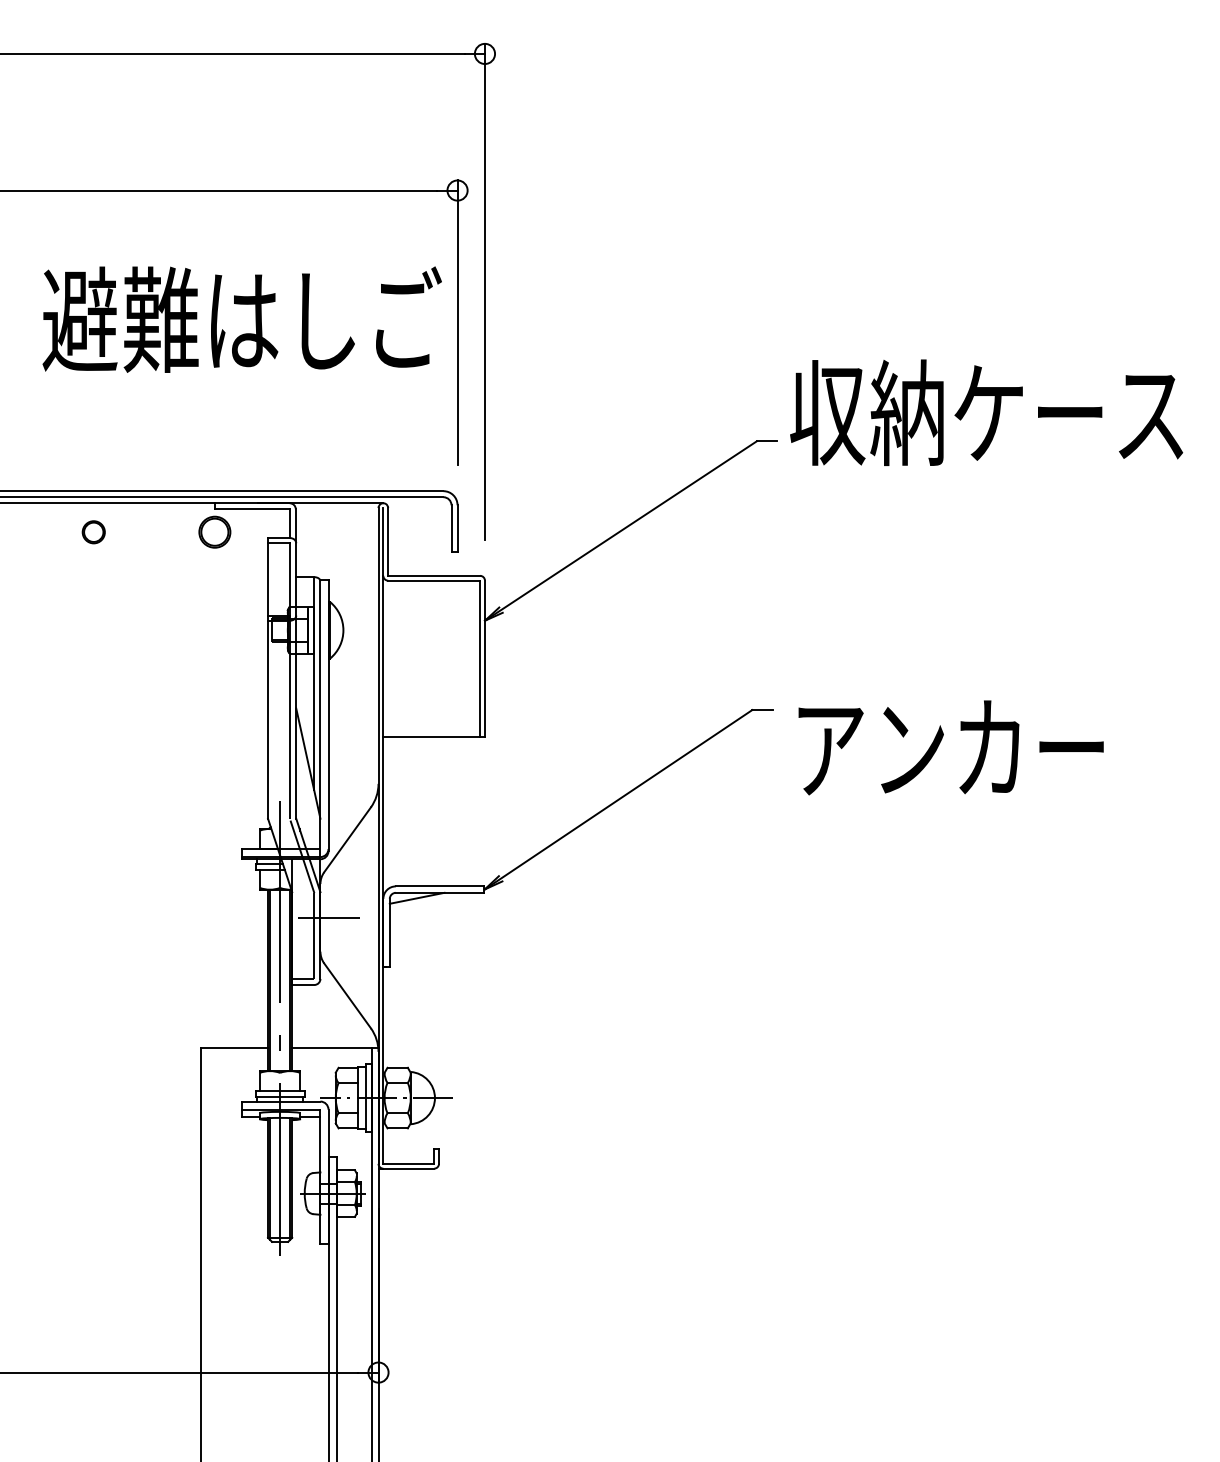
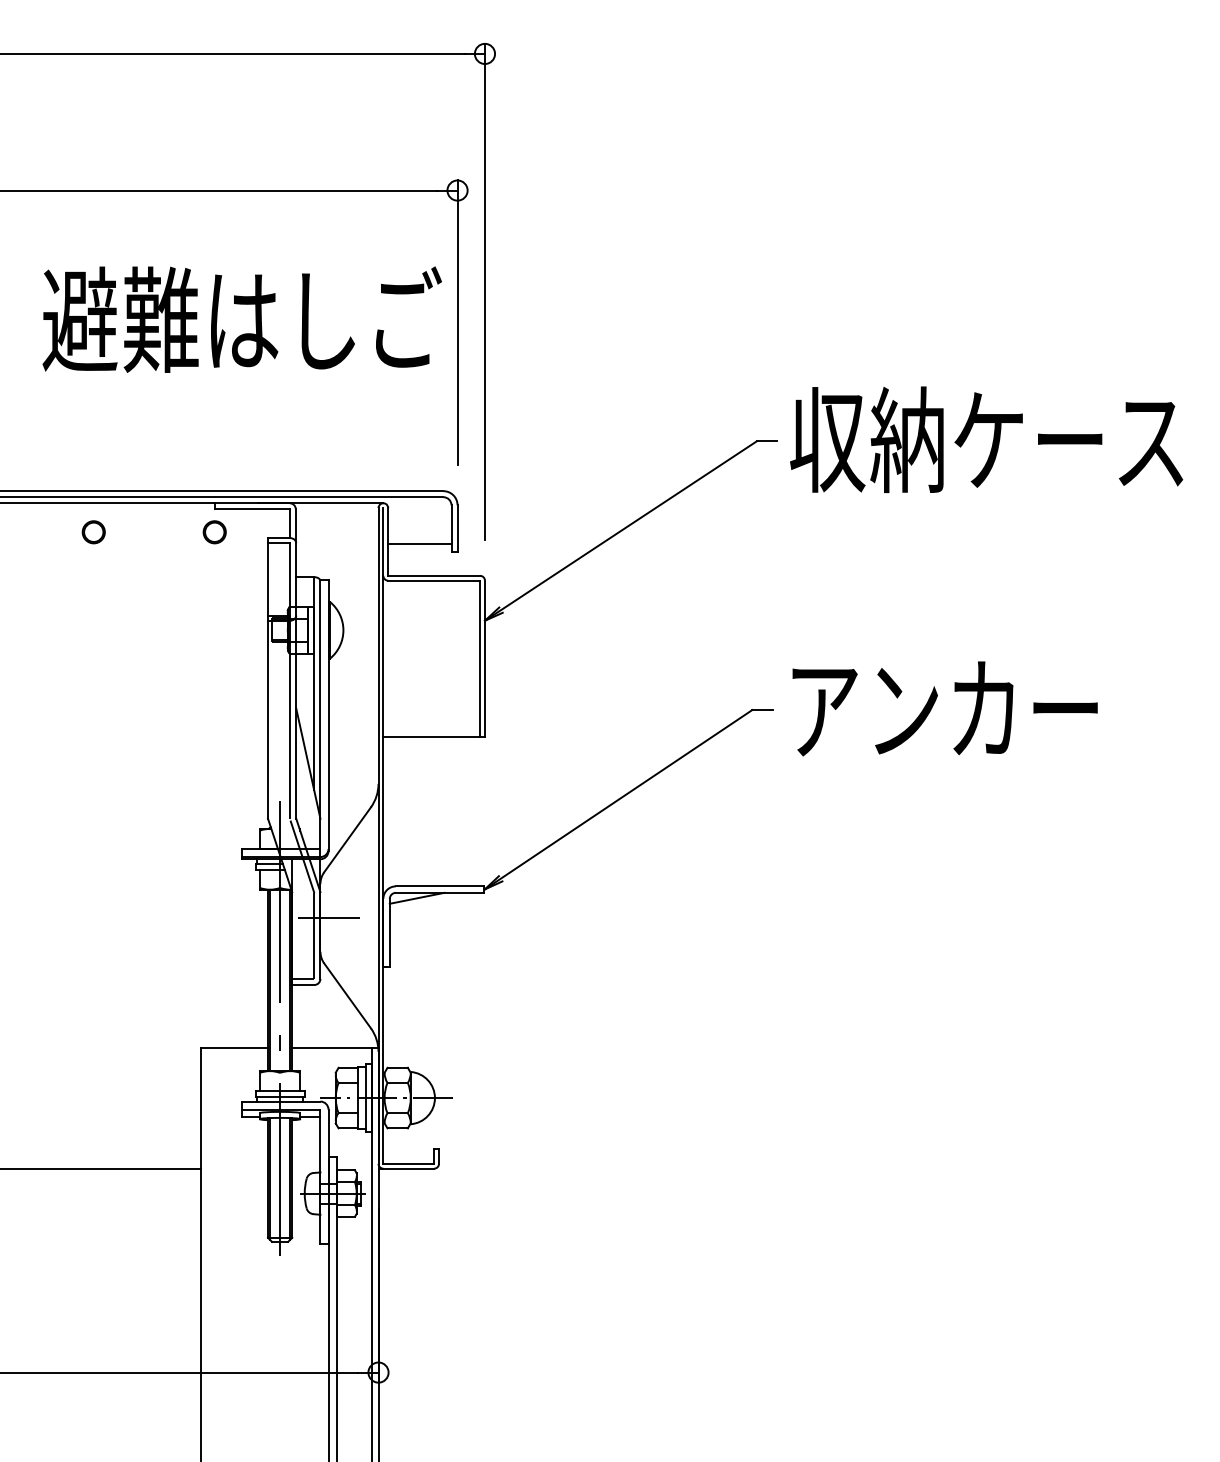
text position: (986, 412) -> (986, 439) (986, 439)
part size: 34x34 px -> 25x25 px (214, 532)
line: none -> present (419, 543)
text position: (950, 747) -> (944, 708) (944, 708)
line: none -> present (101, 1168)
